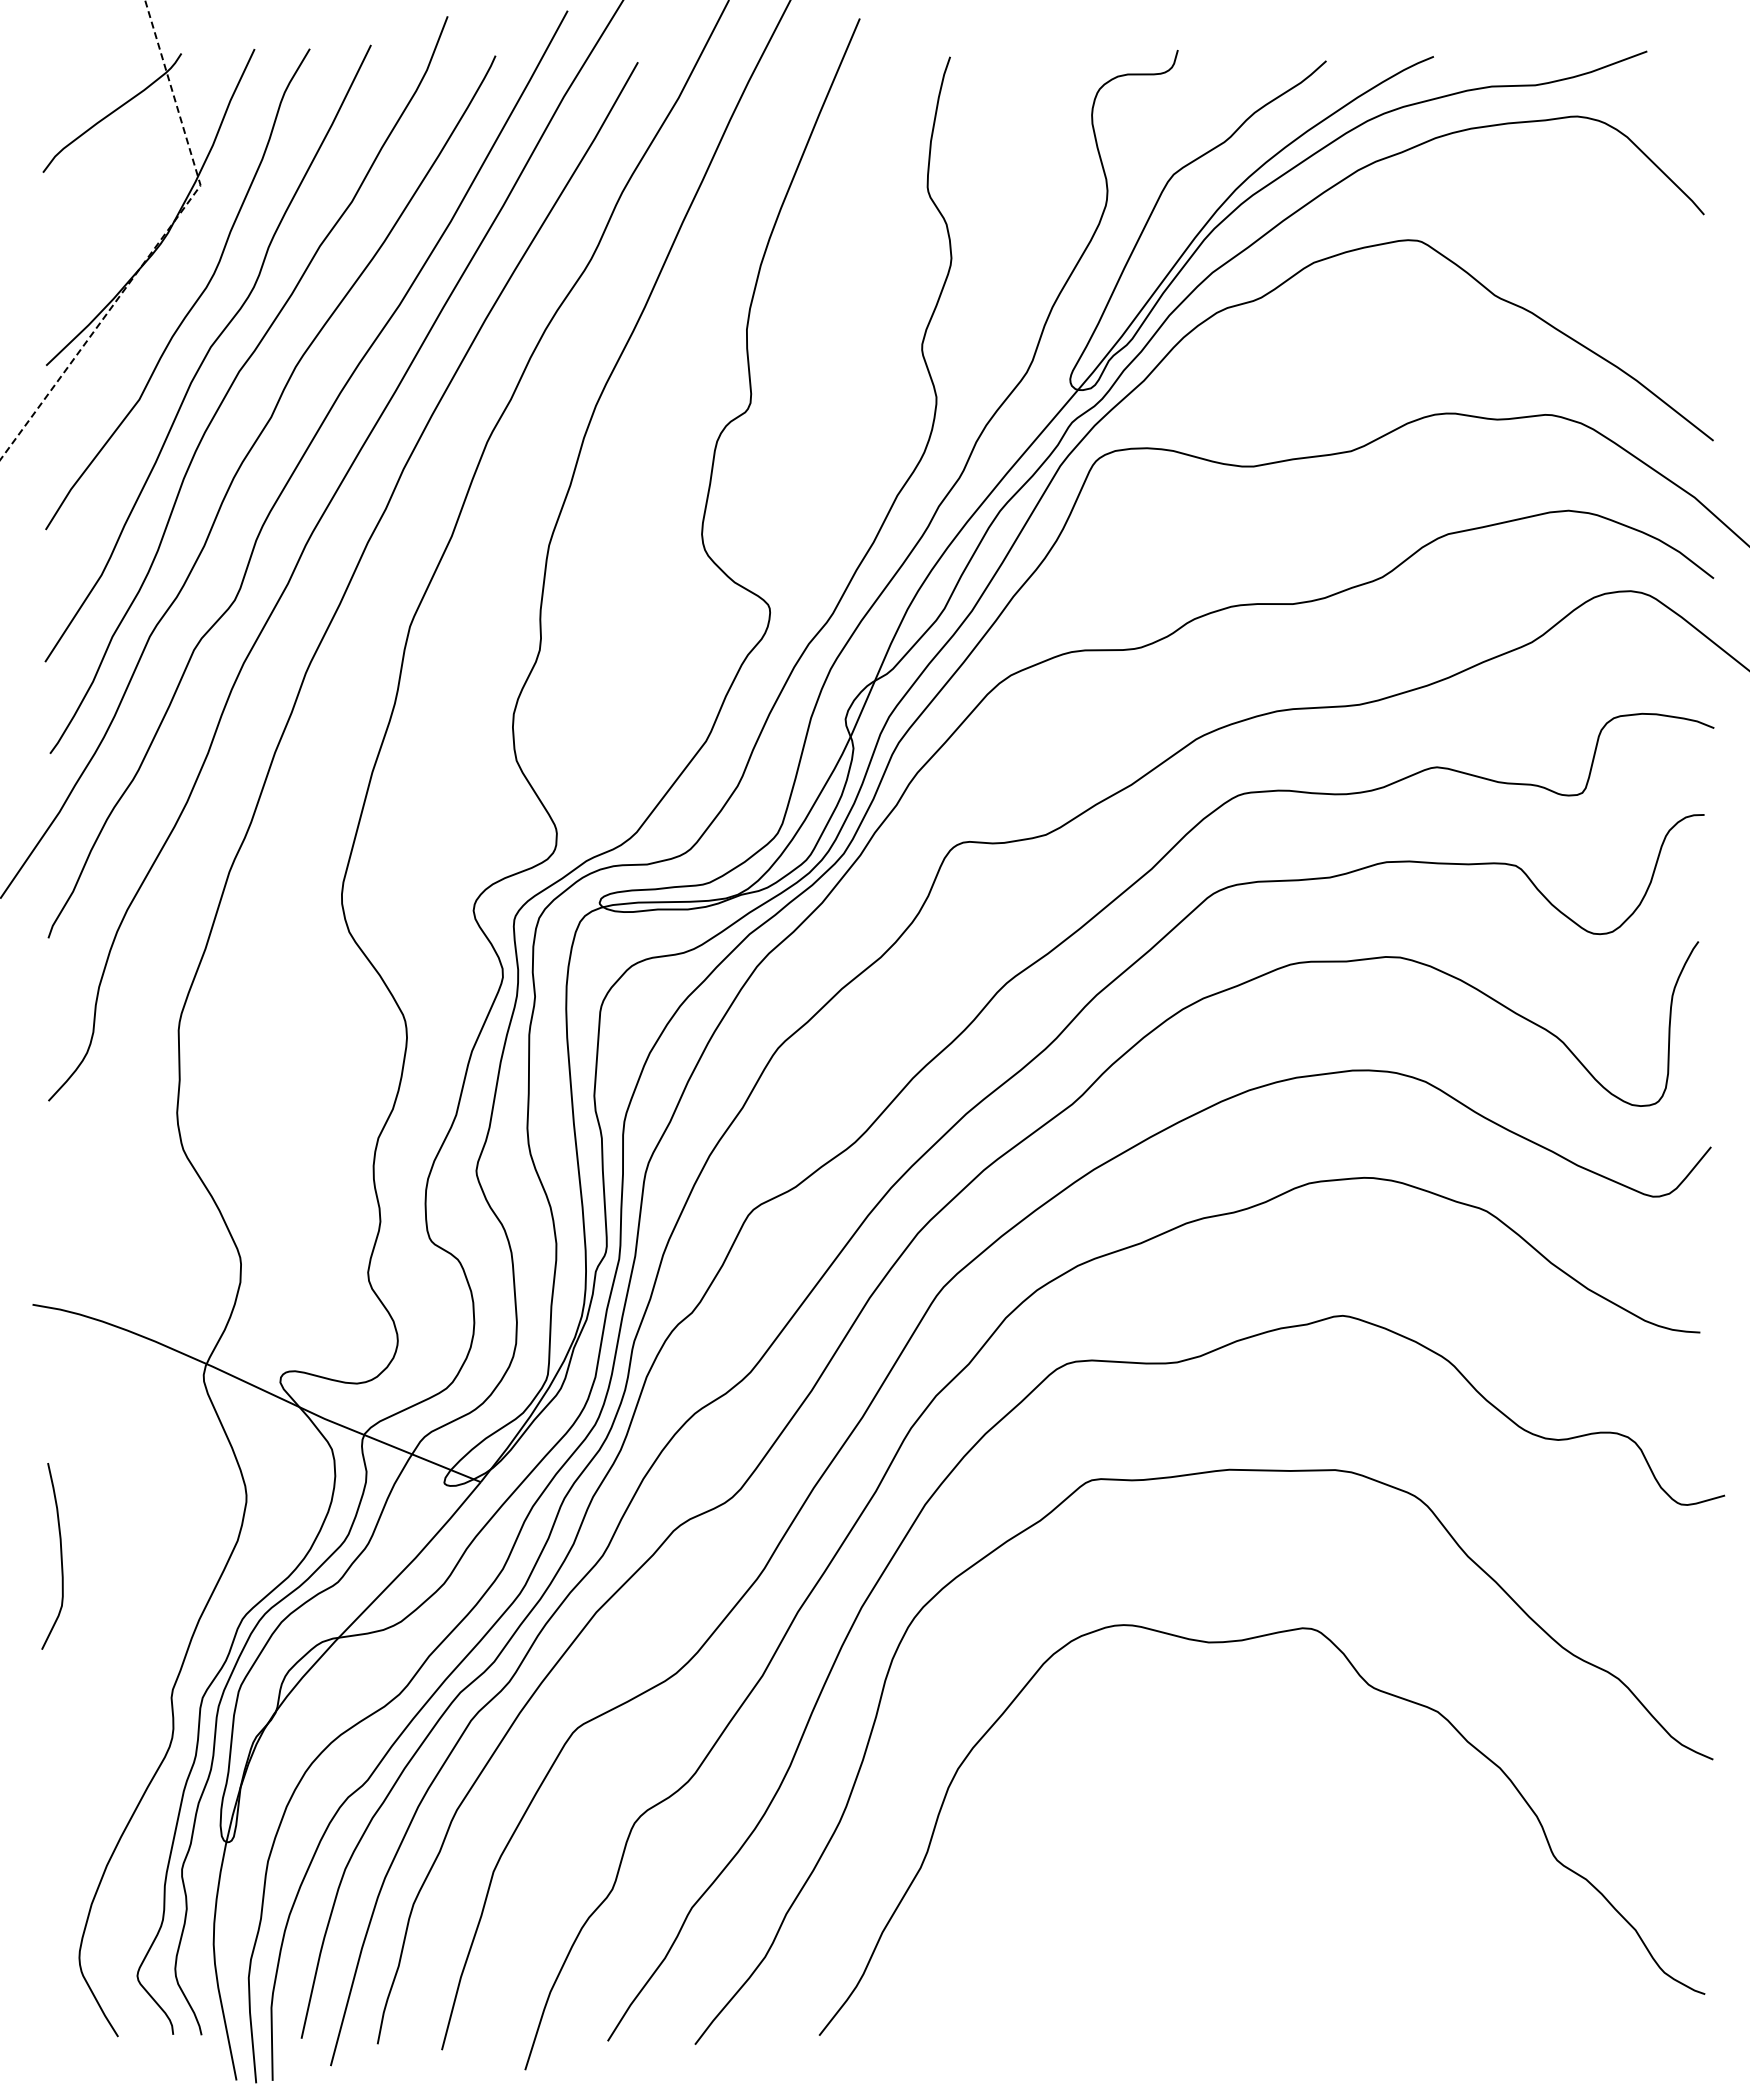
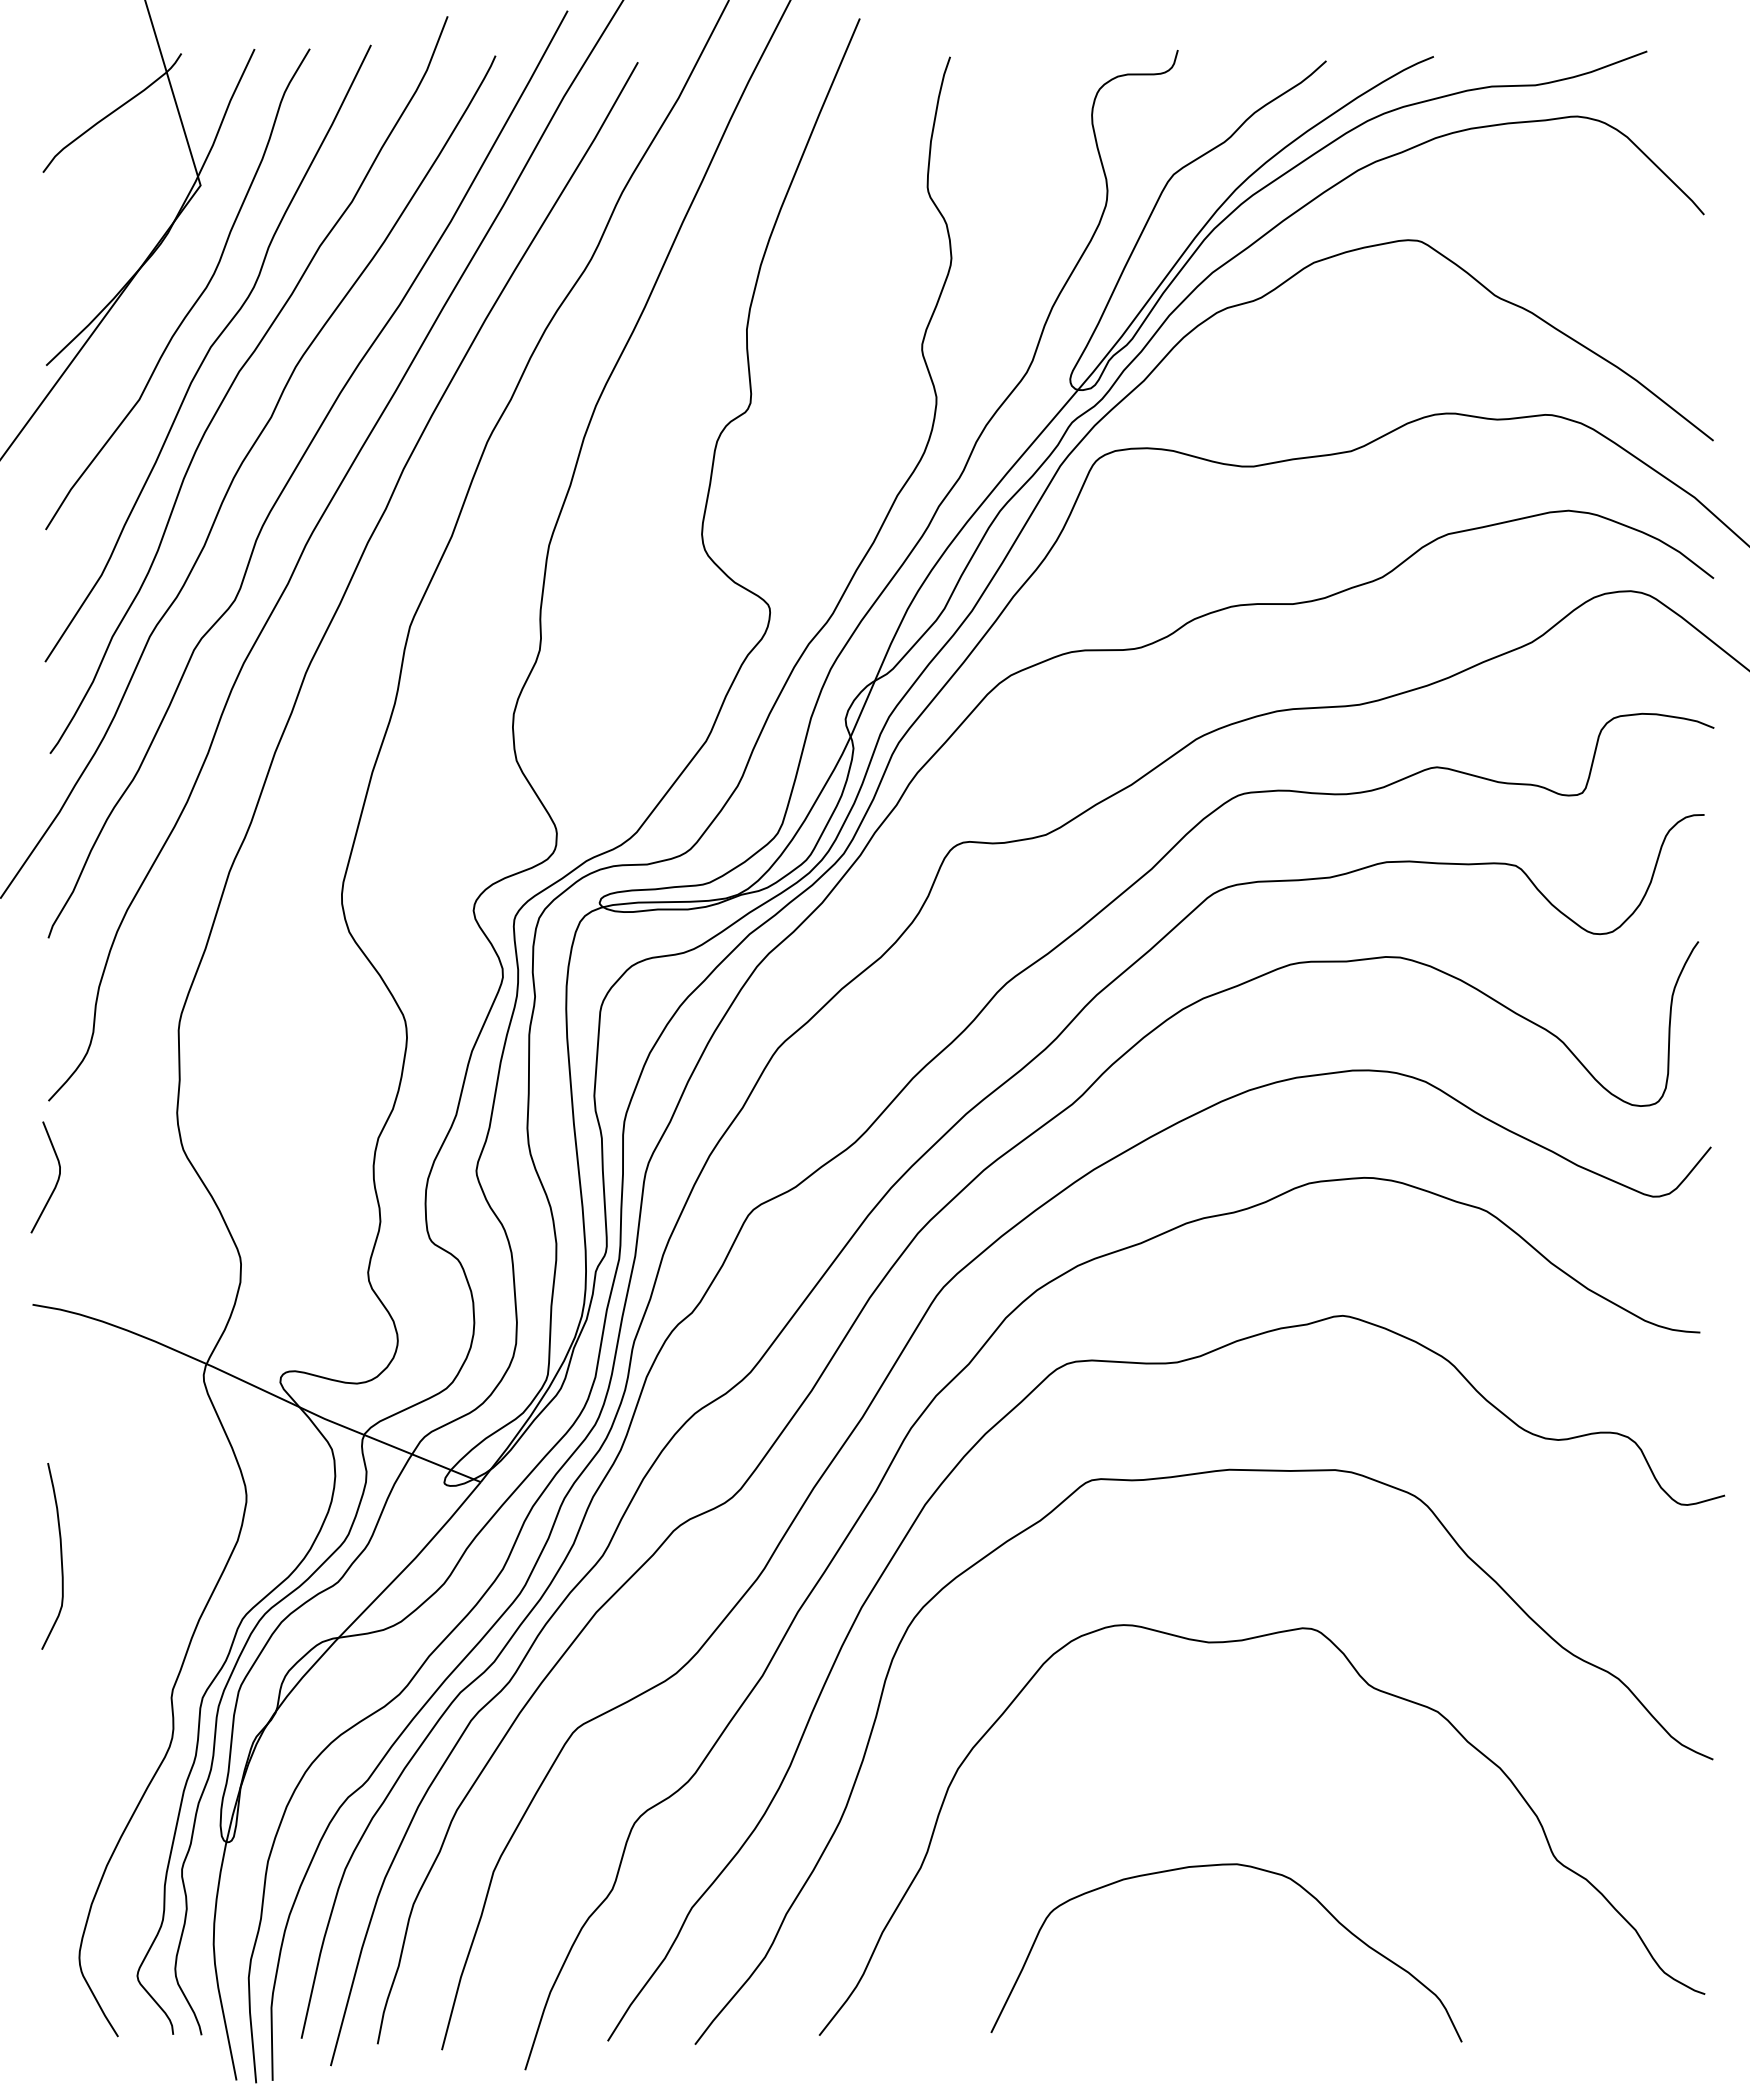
line: dashed -> solid (157, 244)
curve: none -> present (56, 1181)
curve: none -> present (1214, 1866)
